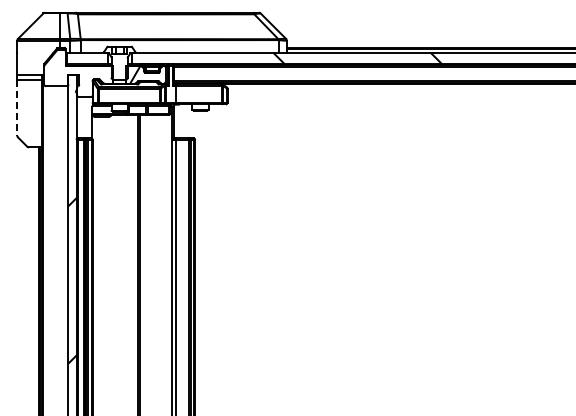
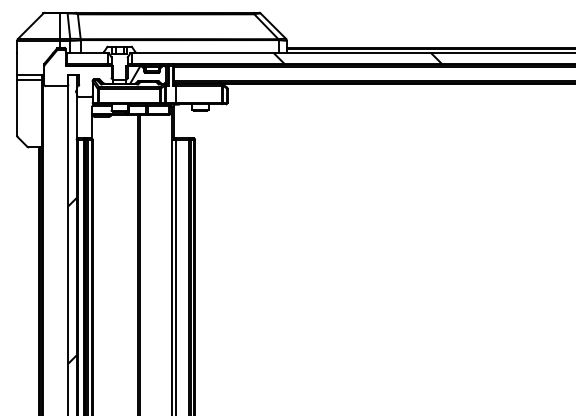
line: dashed -> solid (17, 107)
